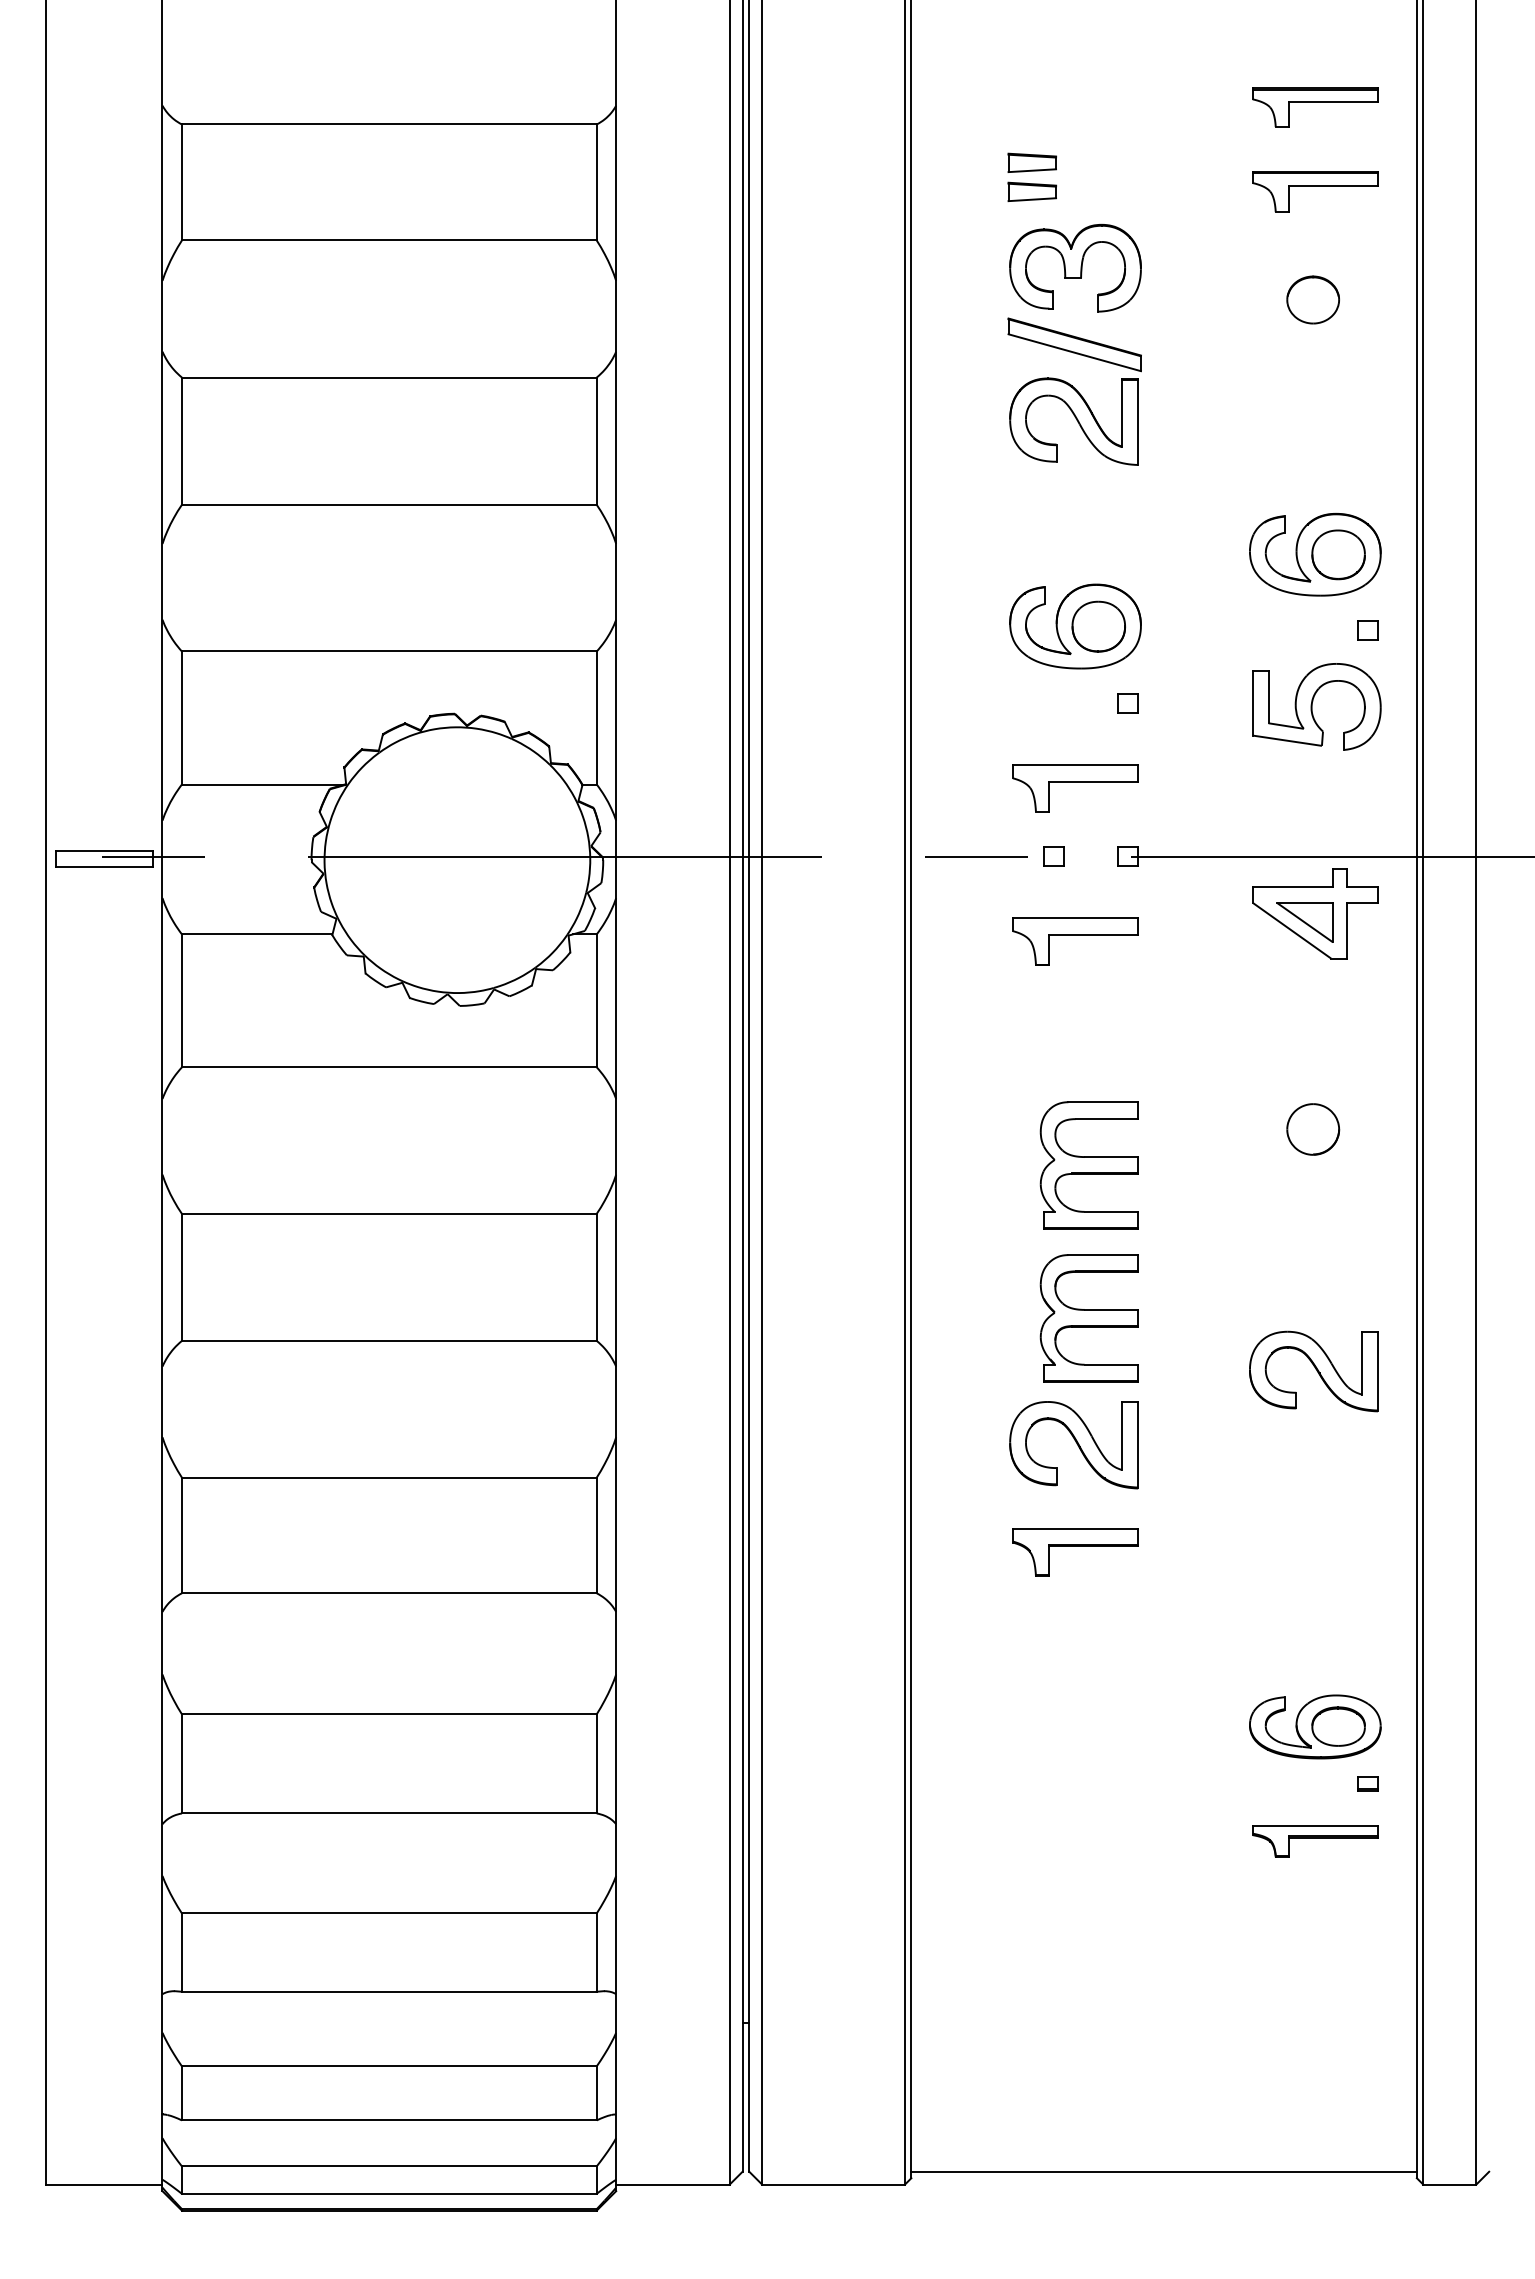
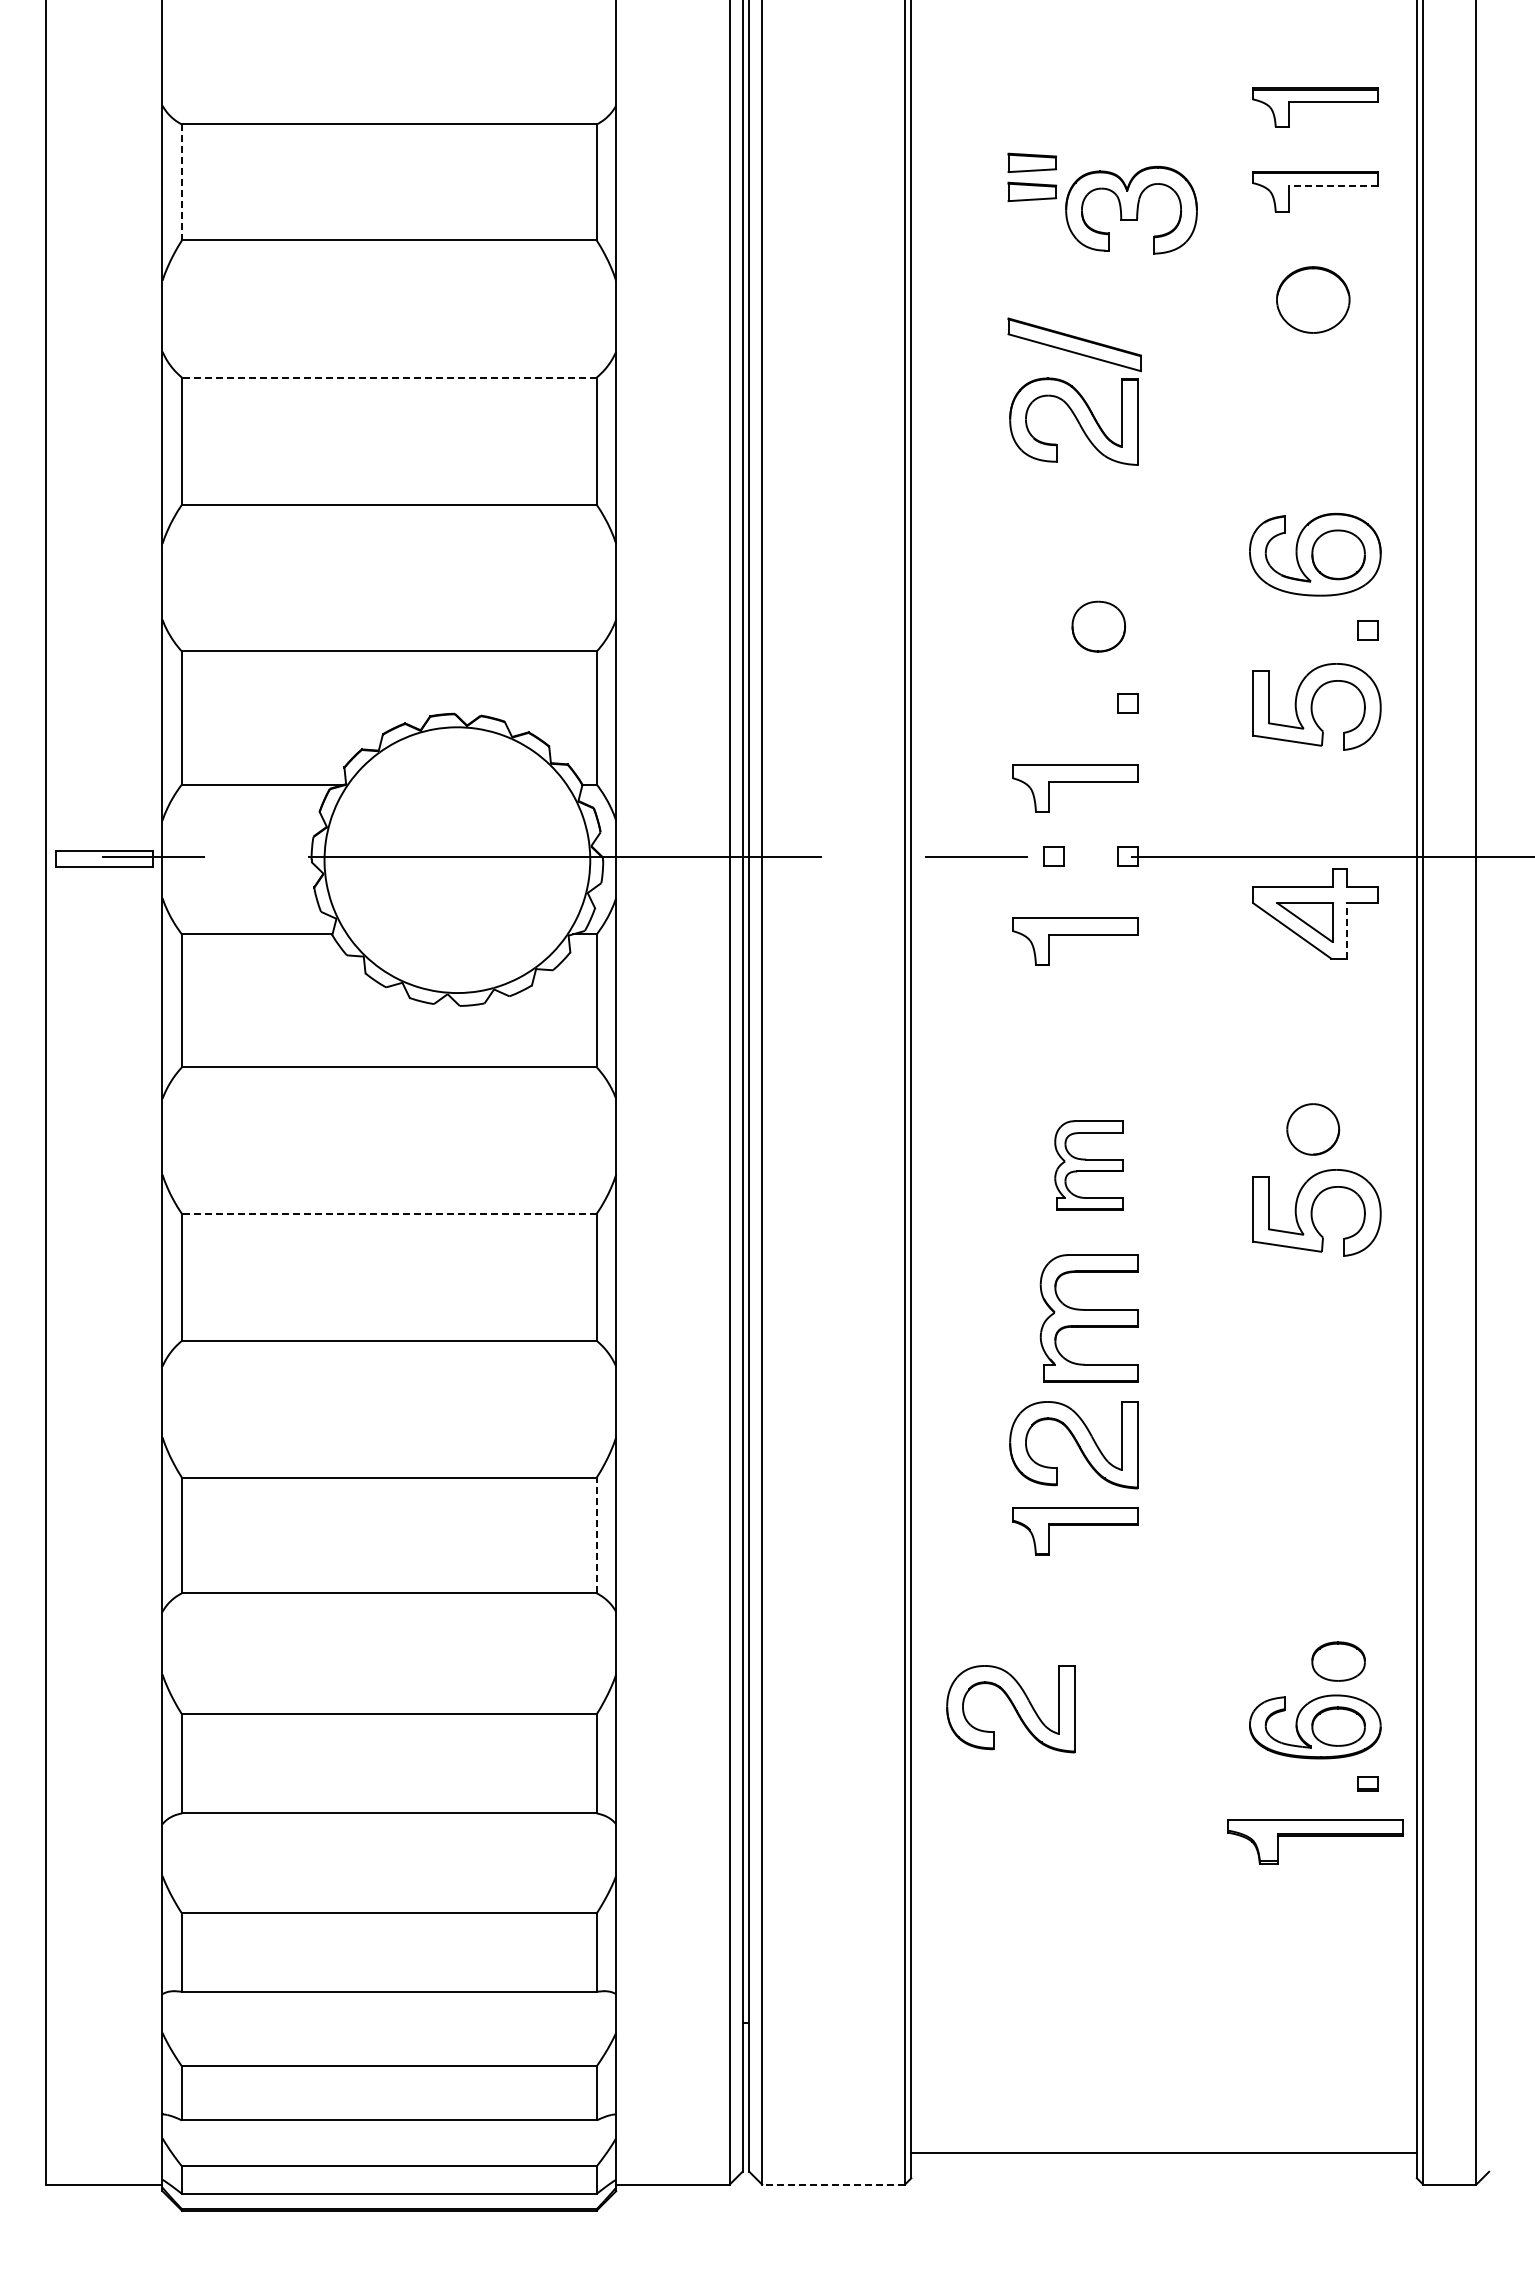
line: solid -> dashed (181, 182)
line: solid -> dashed (1333, 186)
part position: (1075, 267) -> (1131, 209) (1131, 209)
part size: 54x50 px -> 75x68 px (1313, 299)
line: solid -> dashed (388, 377)
part: present -> none (1075, 626)
line: solid -> dashed (1347, 930)
part size: 100x129 px -> 70x91 px (1088, 1165)
part: none -> present (1316, 1212)
line: solid -> dashed (388, 1213)
part: present -> none (1313, 1371)
line: solid -> dashed (596, 1535)
part position: (1075, 1552) -> (1075, 1531) (1075, 1531)
part: none -> present (1338, 1661)
part: none -> present (1010, 1709)
part size: 127x33 px -> 177x46 px (1315, 1841)
line position: (1163, 2171) -> (1163, 2152) (1163, 2152)
line: solid -> dashed (833, 2184)
